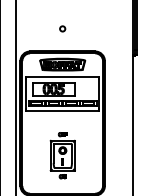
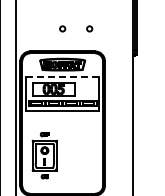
circle: none -> present (89, 28)
line: solid -> dashed (62, 76)
part position: (62, 155) -> (44, 155) (44, 155)
